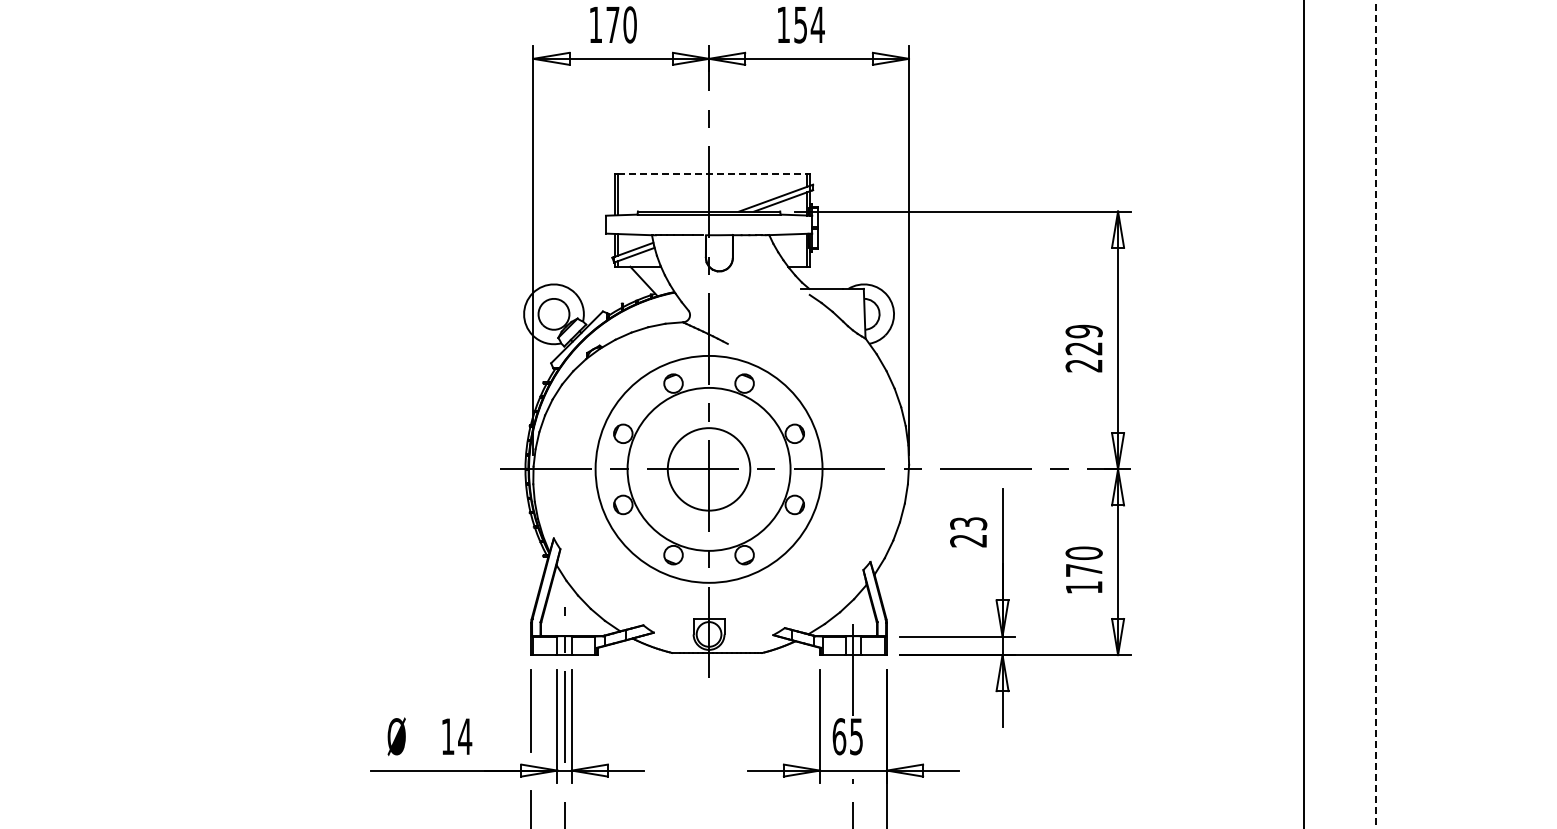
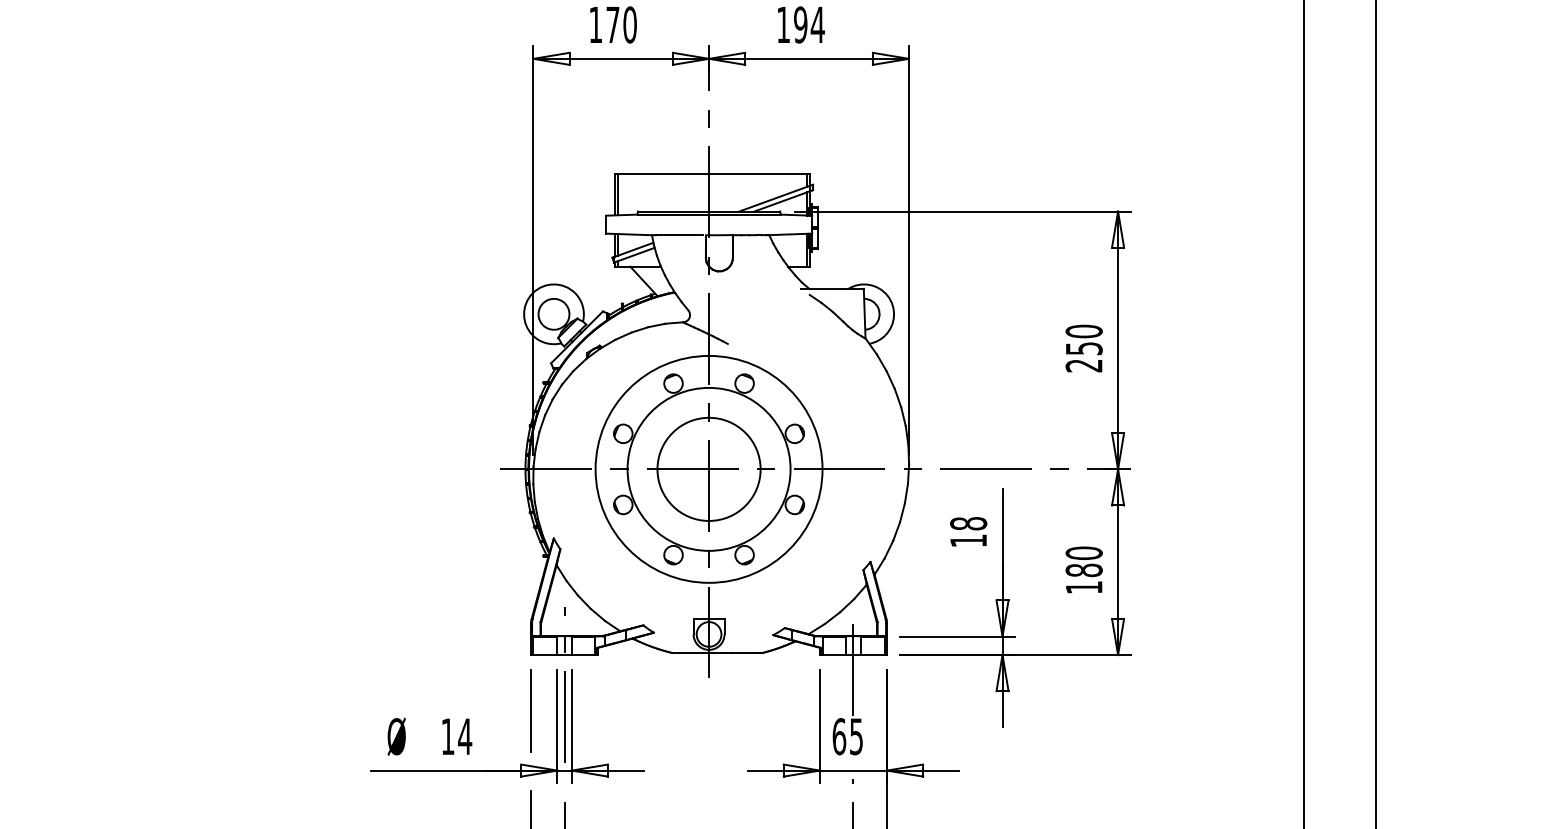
text: 154 -> 194 (800, 24)
line: dashed -> solid (712, 174)
text: 229 -> 250 (1083, 339)
line: dashed -> solid (1376, 414)
circle diameter: 83 px -> 103 px (708, 468)
text: 23 -> 18 (968, 532)
text: 170 -> 180 (1083, 570)
